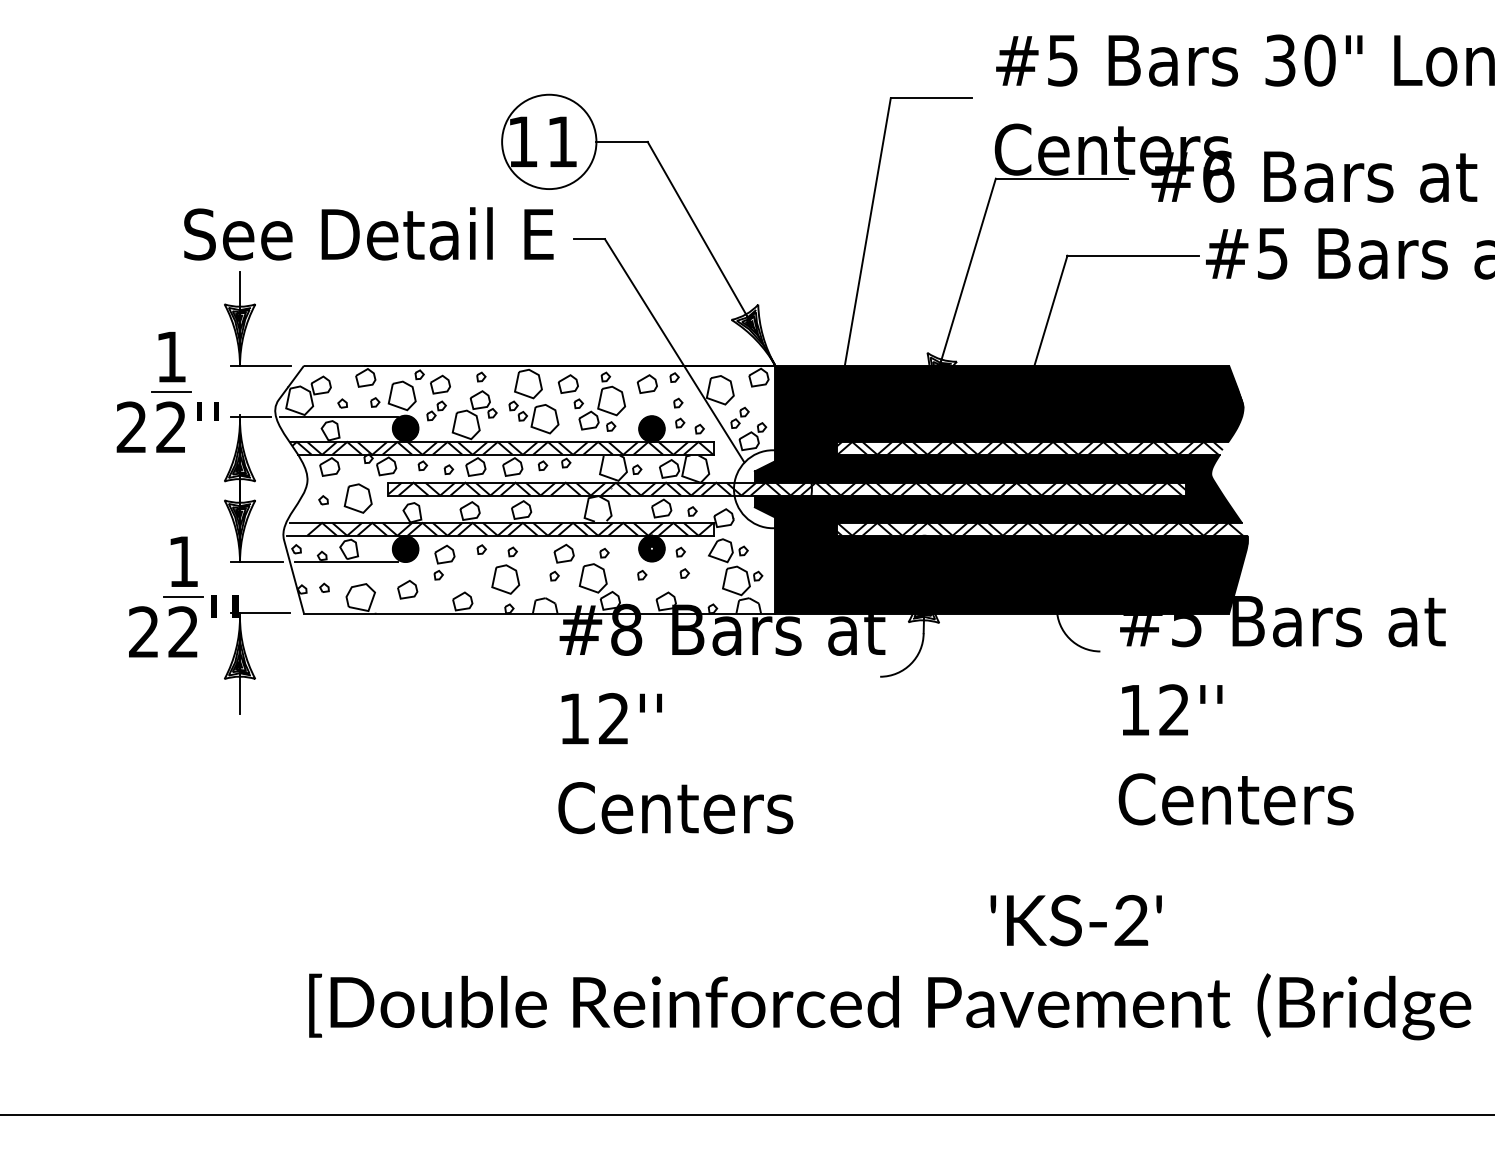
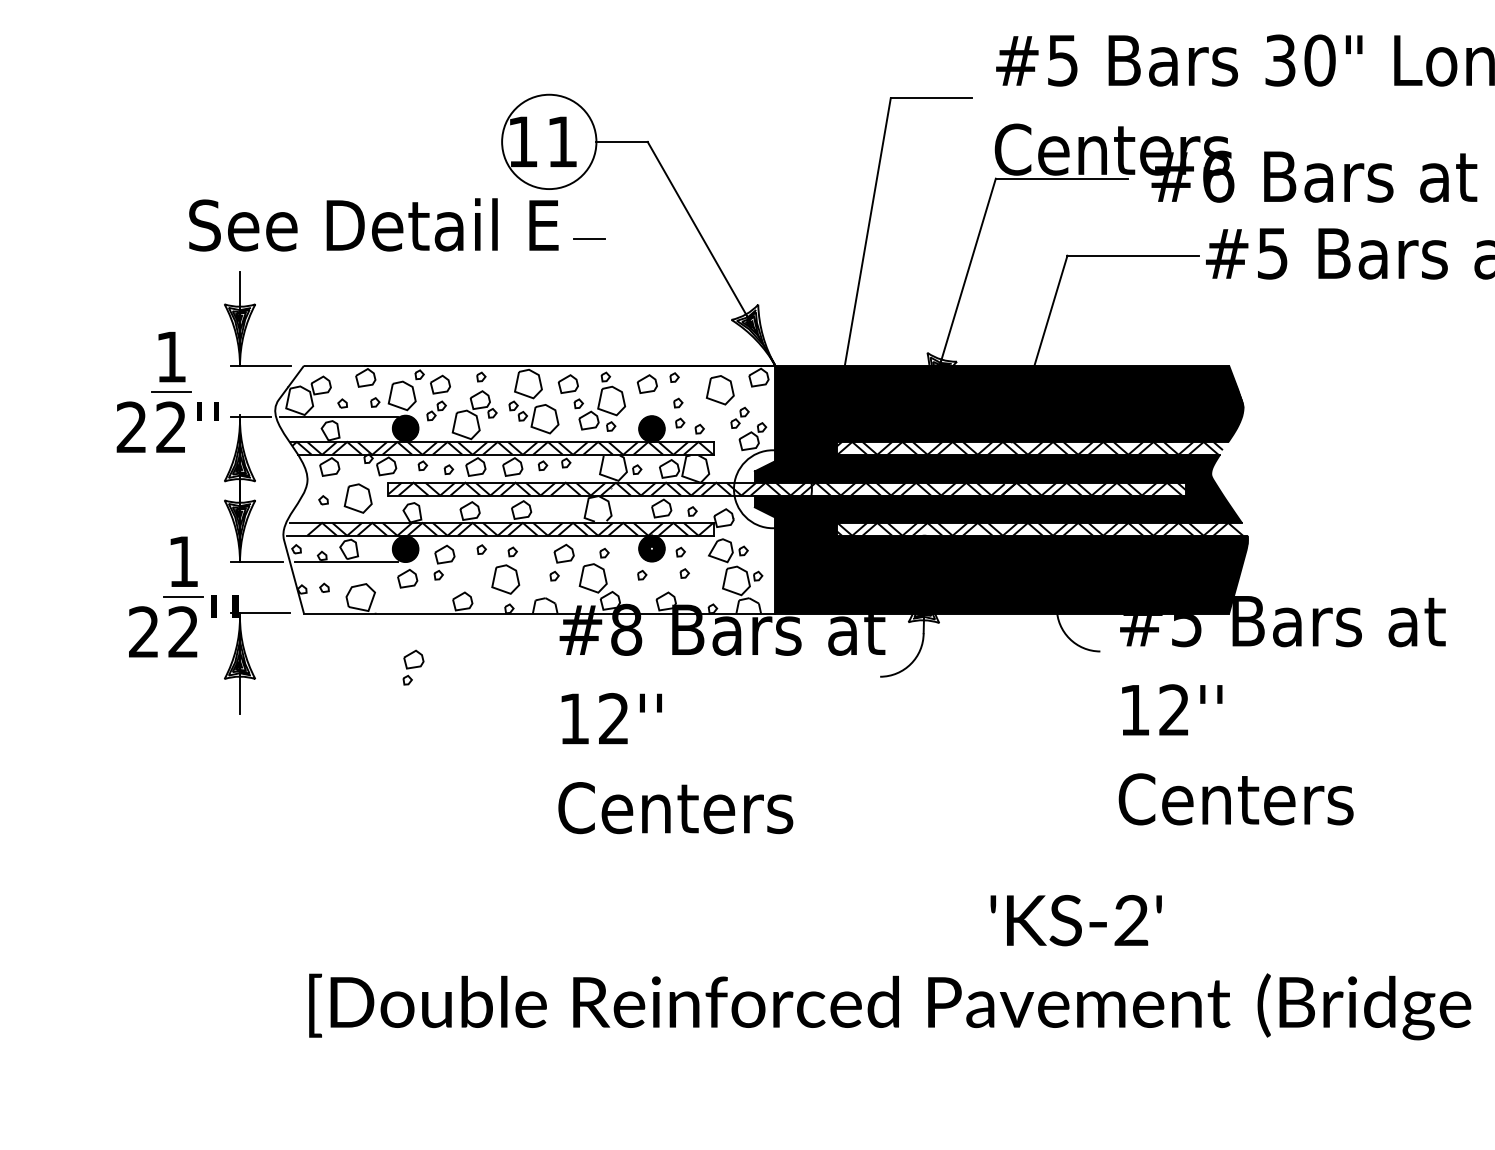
text position: (368, 233) -> (373, 224) (373, 224)
line: present -> none (674, 350)
part position: (407, 589) -> (407, 578) (407, 578)
part: none -> present (413, 667)
line: present -> none (746, 1115)
